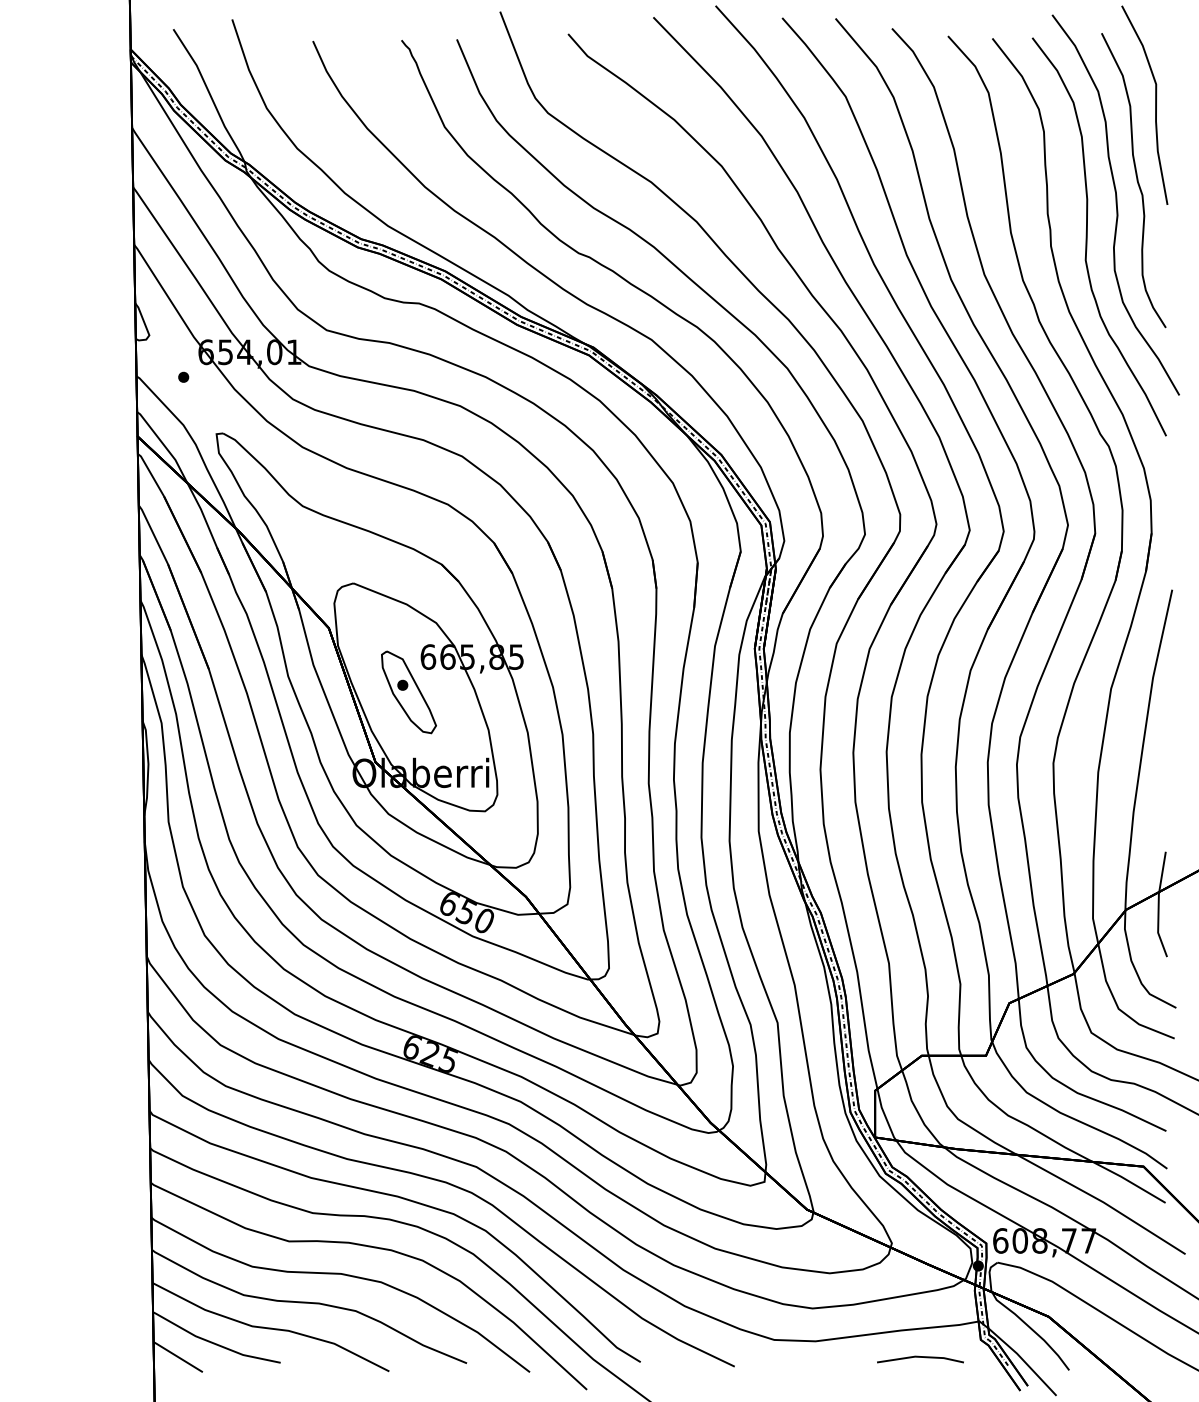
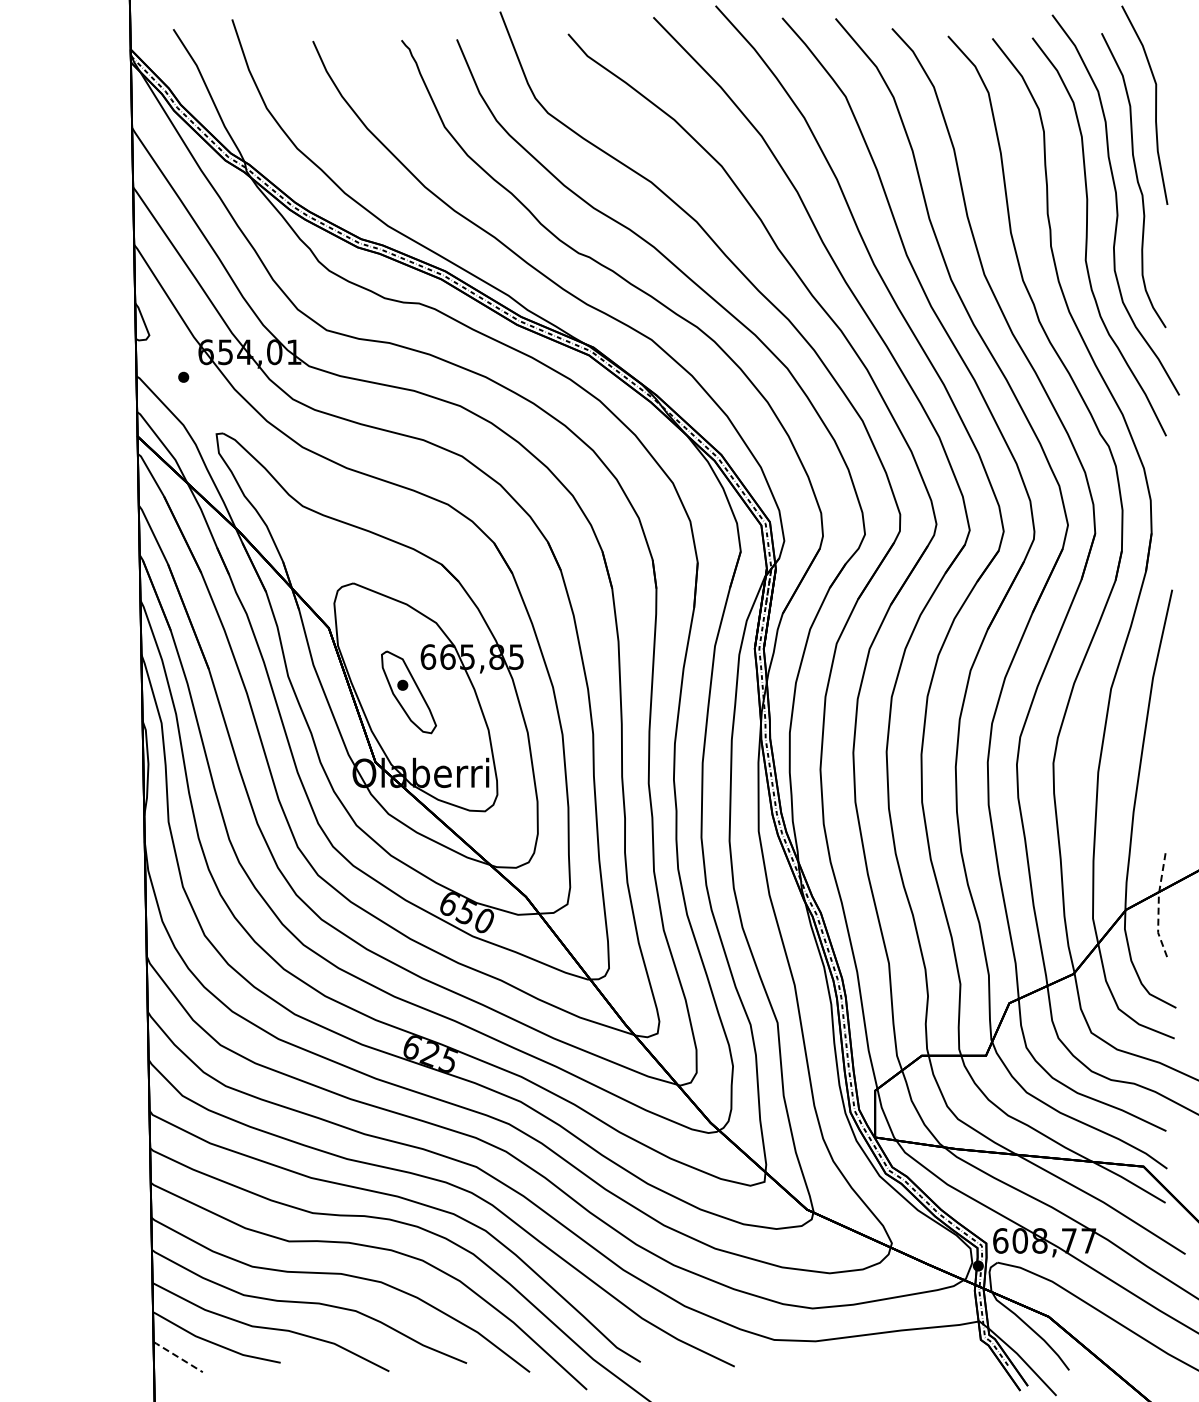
line: solid -> dashed (1158, 904)
line: solid -> dashed (177, 1356)
line: present -> none (920, 1357)
